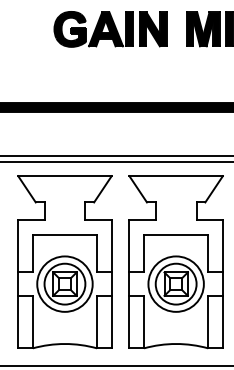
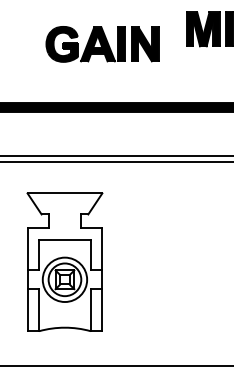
part position: (110, 29) -> (102, 44) (102, 44)
part size: 96x175 px -> 78x140 px (64, 261)
part: present -> none (175, 262)
